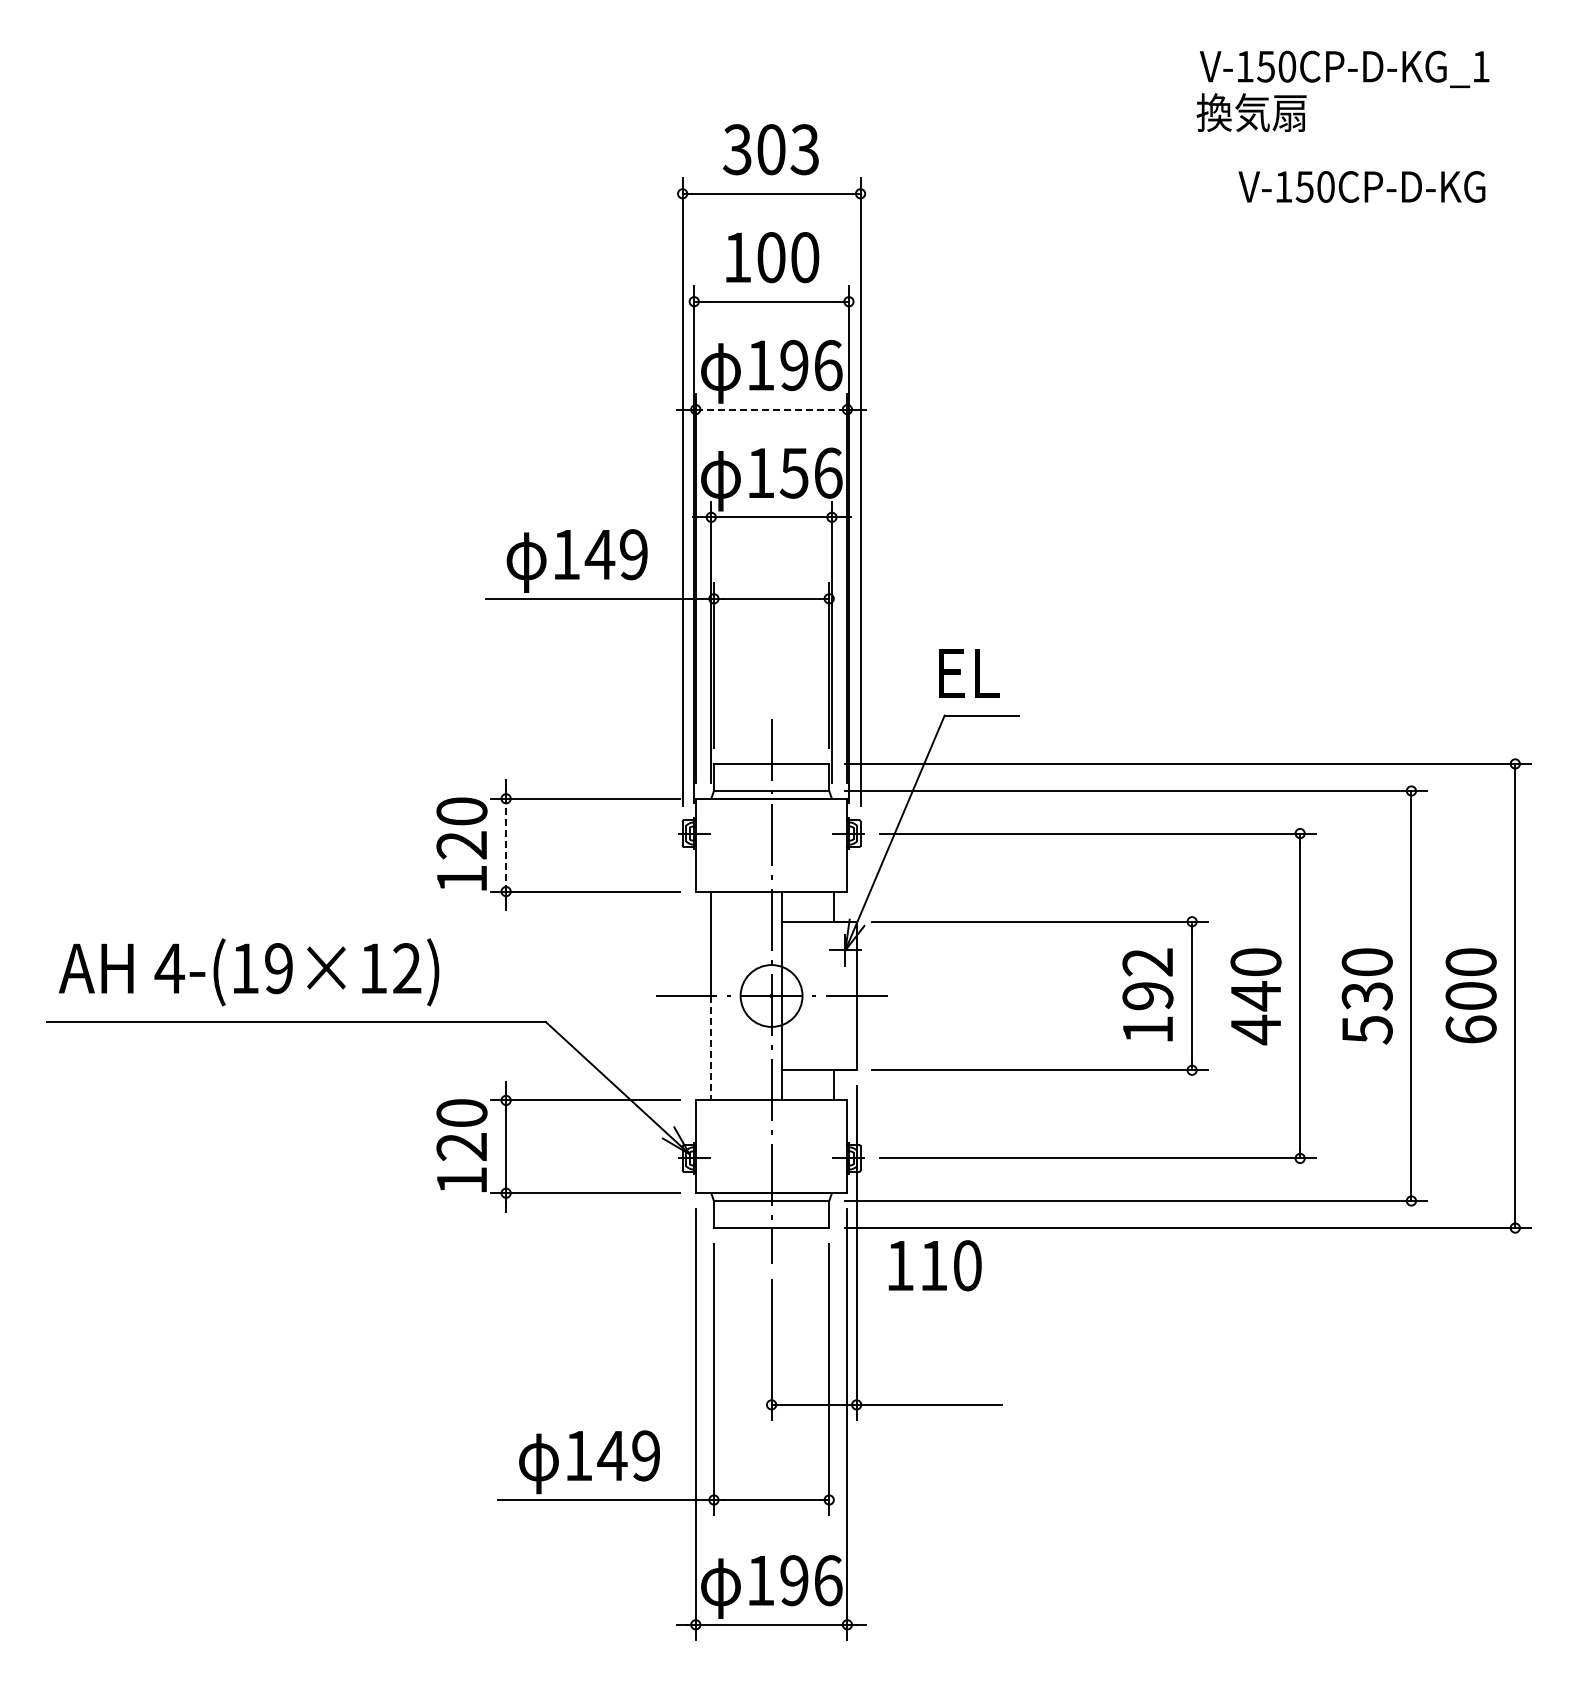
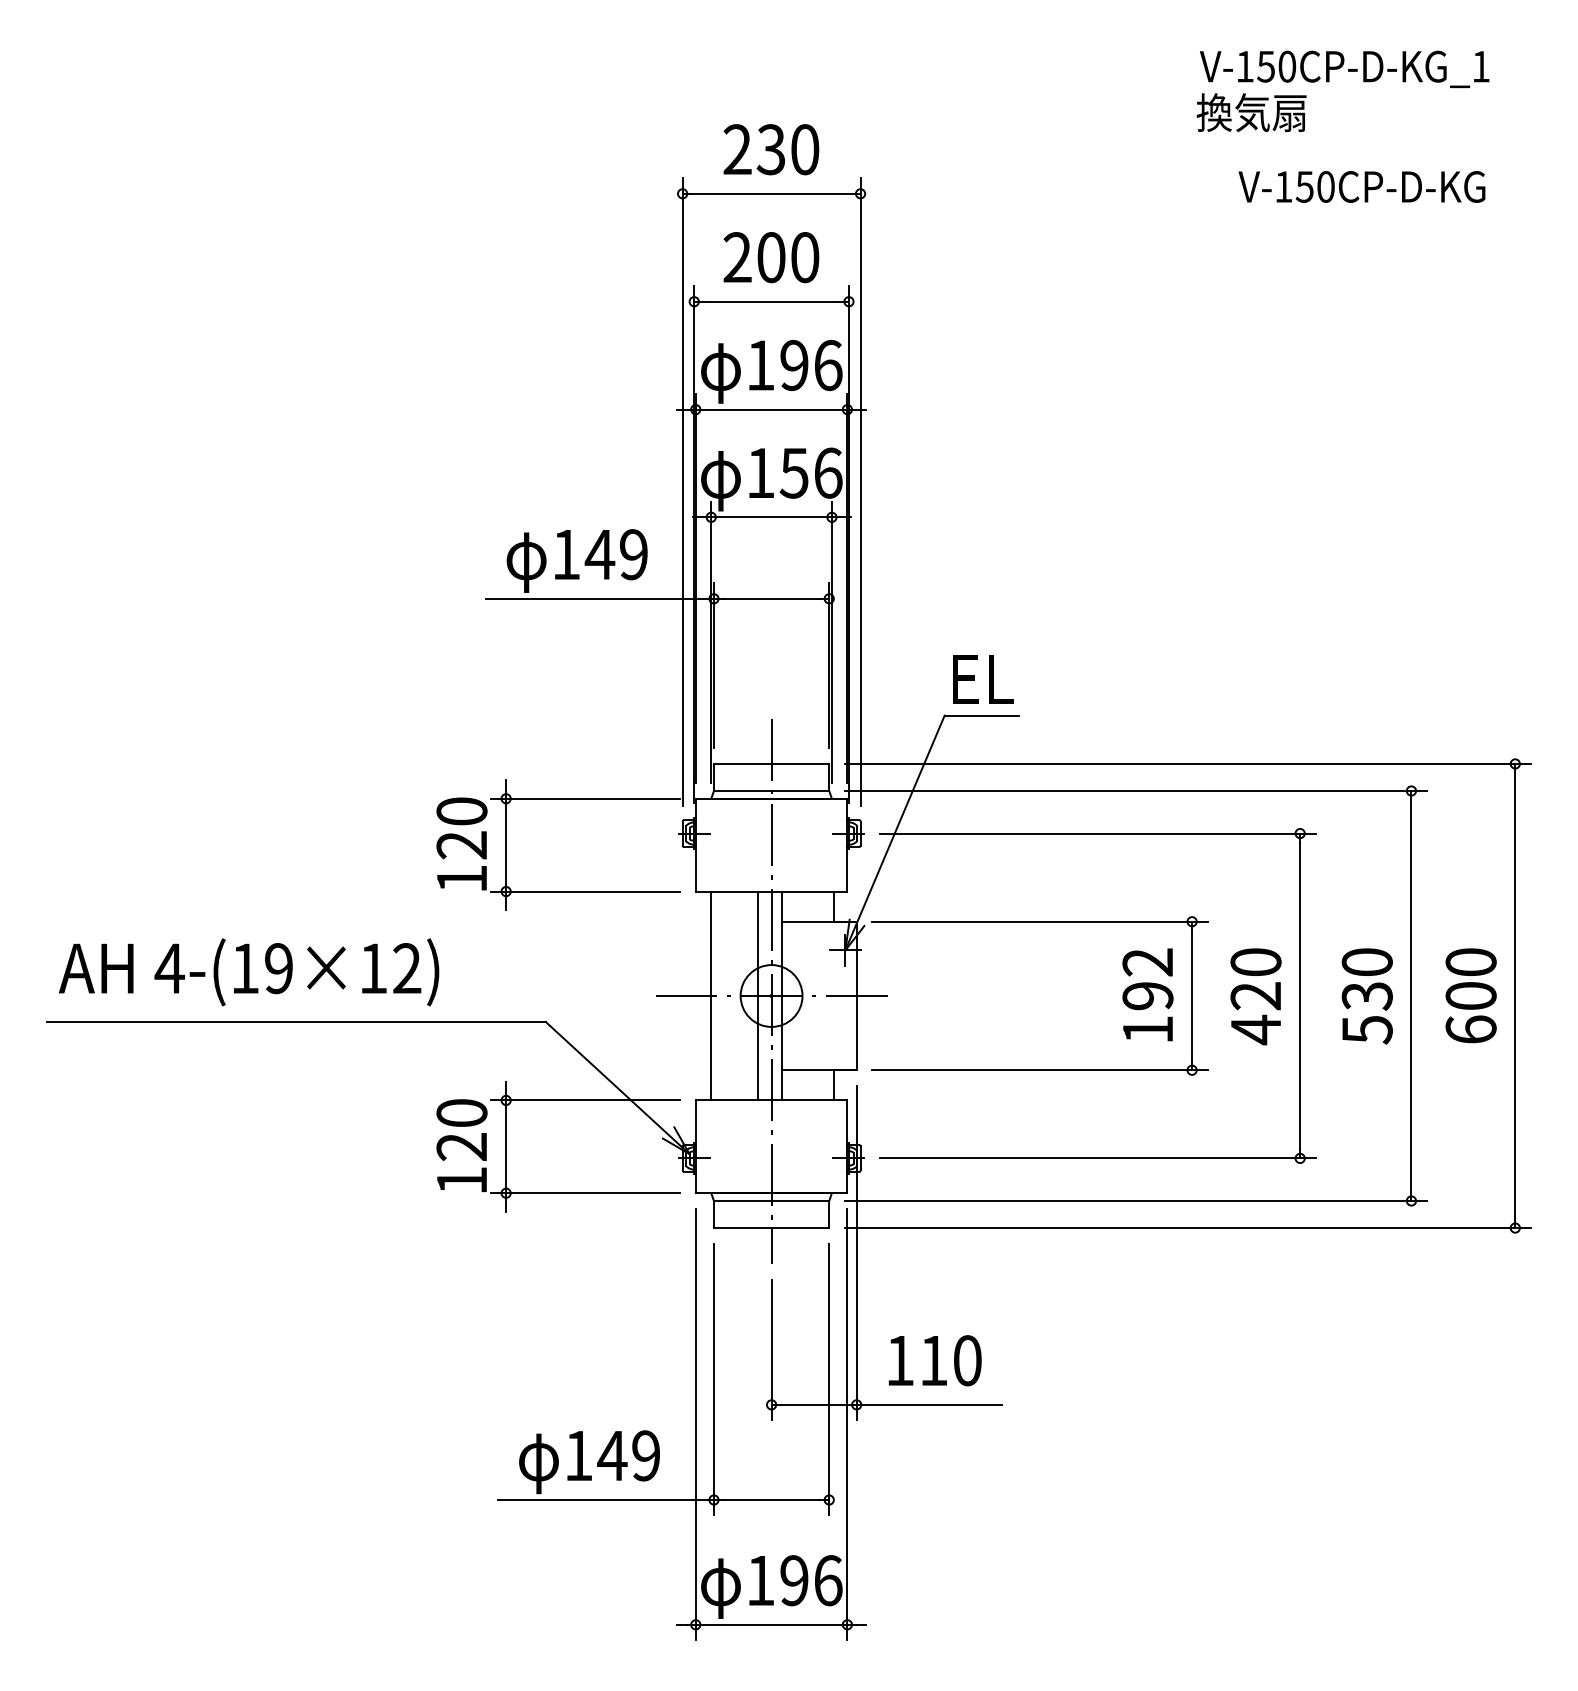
text: 303 -> 230 (771, 149)
text: 100 -> 200 (737, 257)
line: dashed -> solid (771, 409)
text position: (969, 673) -> (983, 679) (983, 679)
line: dashed -> solid (506, 844)
line: none -> present (757, 995)
text: 440 -> 420 (1255, 996)
line: dashed -> solid (711, 1048)
text position: (934, 1265) -> (934, 1360) (934, 1360)
